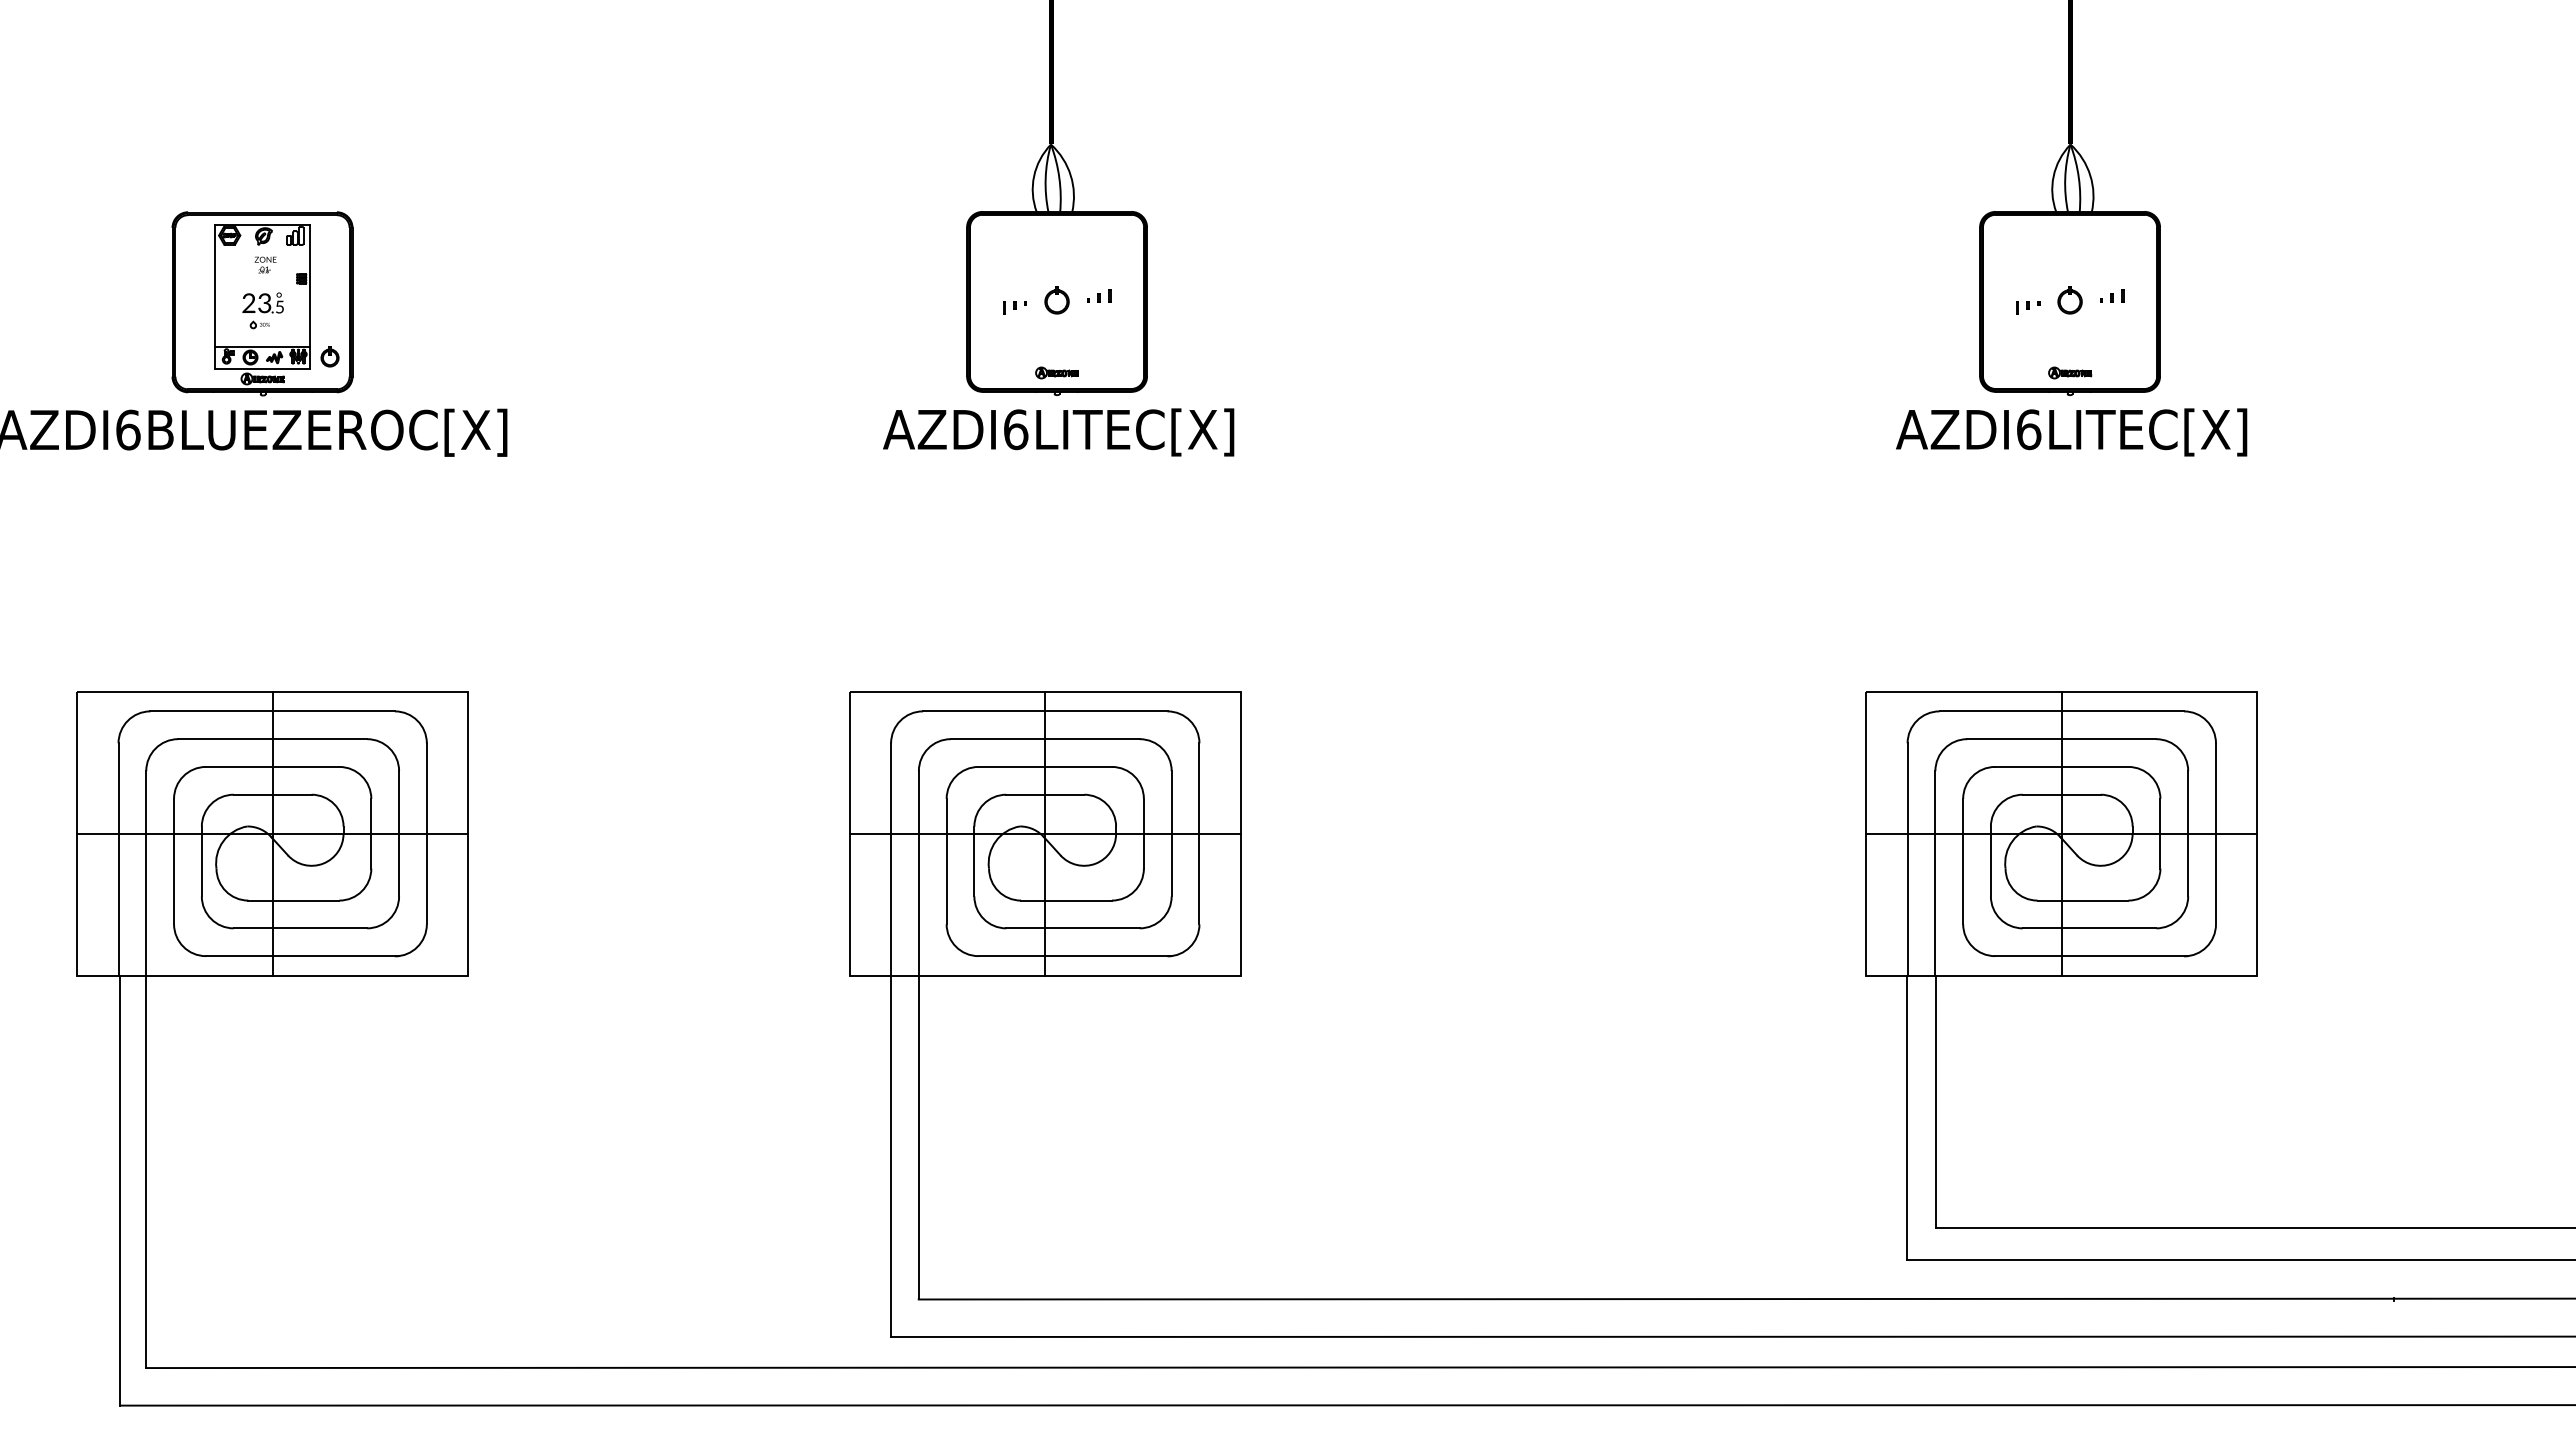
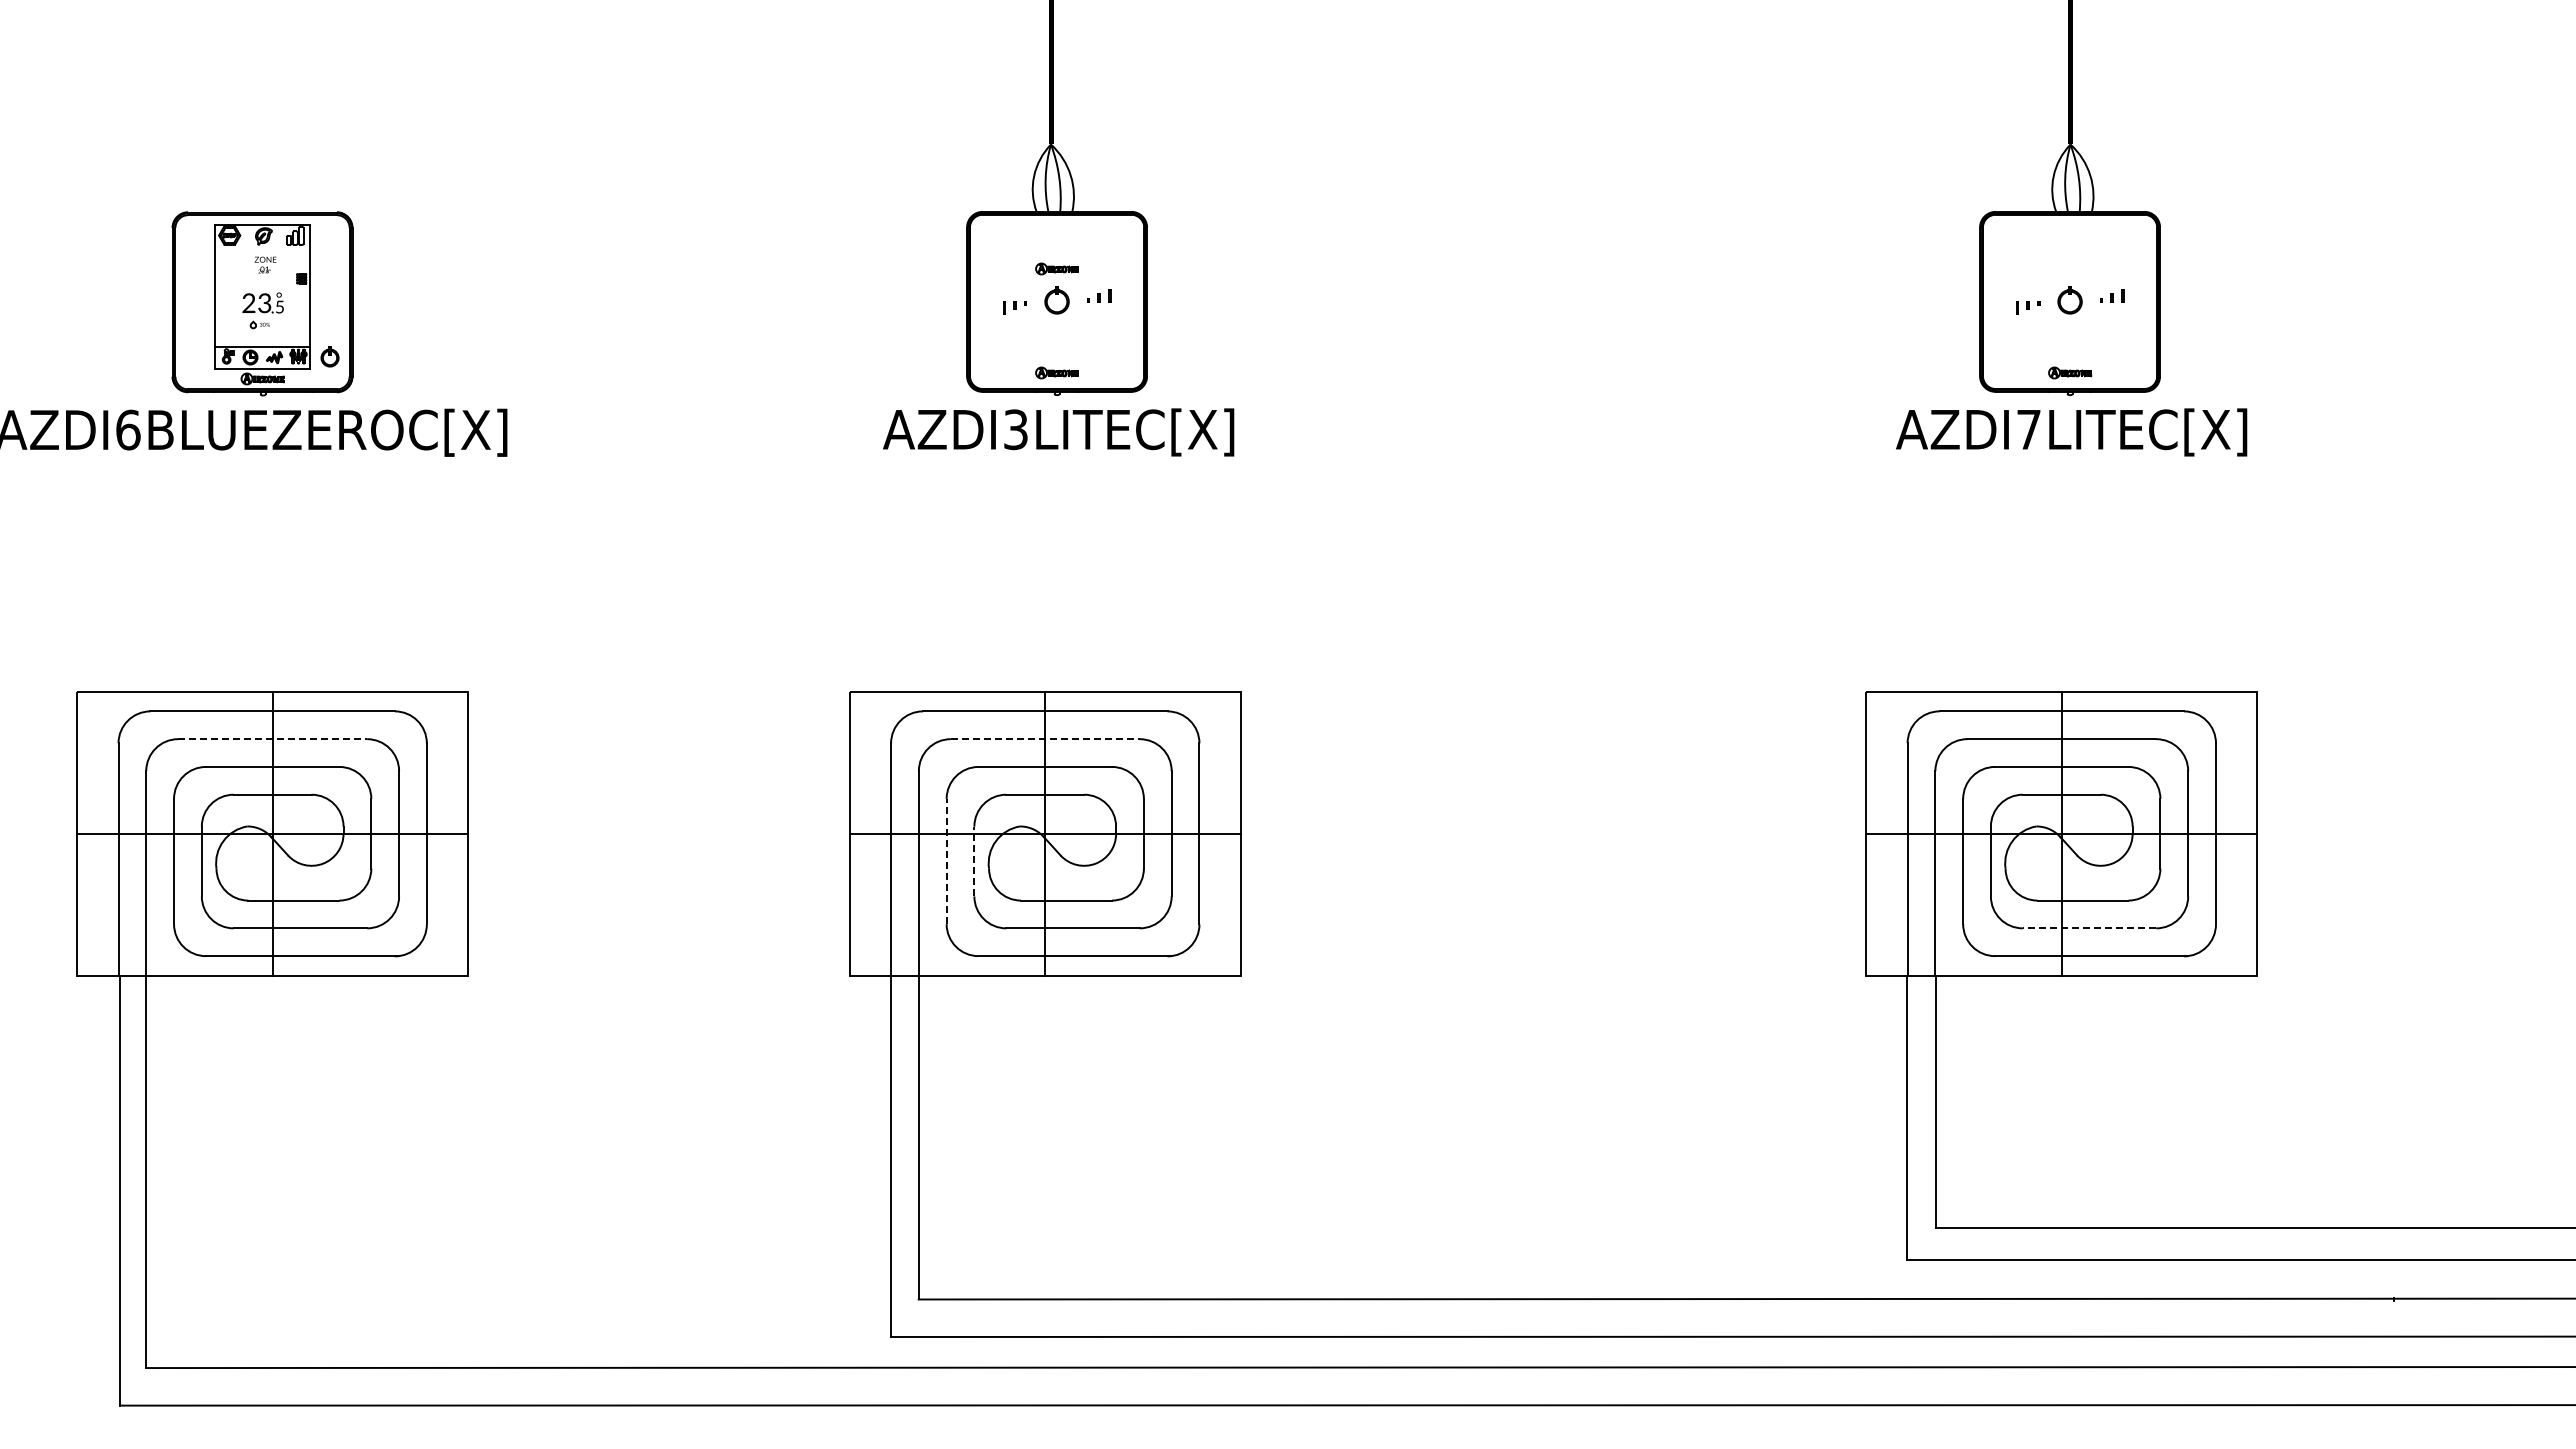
part: none -> present (1056, 268)
text: AZDI6LITEC[X] -> AZDI3LITEC[X] (1016, 429)
text: AZDI6LITEC[X] -> AZDI7LITEC[X] (2029, 429)
line: solid -> dashed (273, 739)
line: solid -> dashed (1045, 739)
line: solid -> dashed (946, 861)
line: solid -> dashed (974, 861)
line: solid -> dashed (2089, 928)
